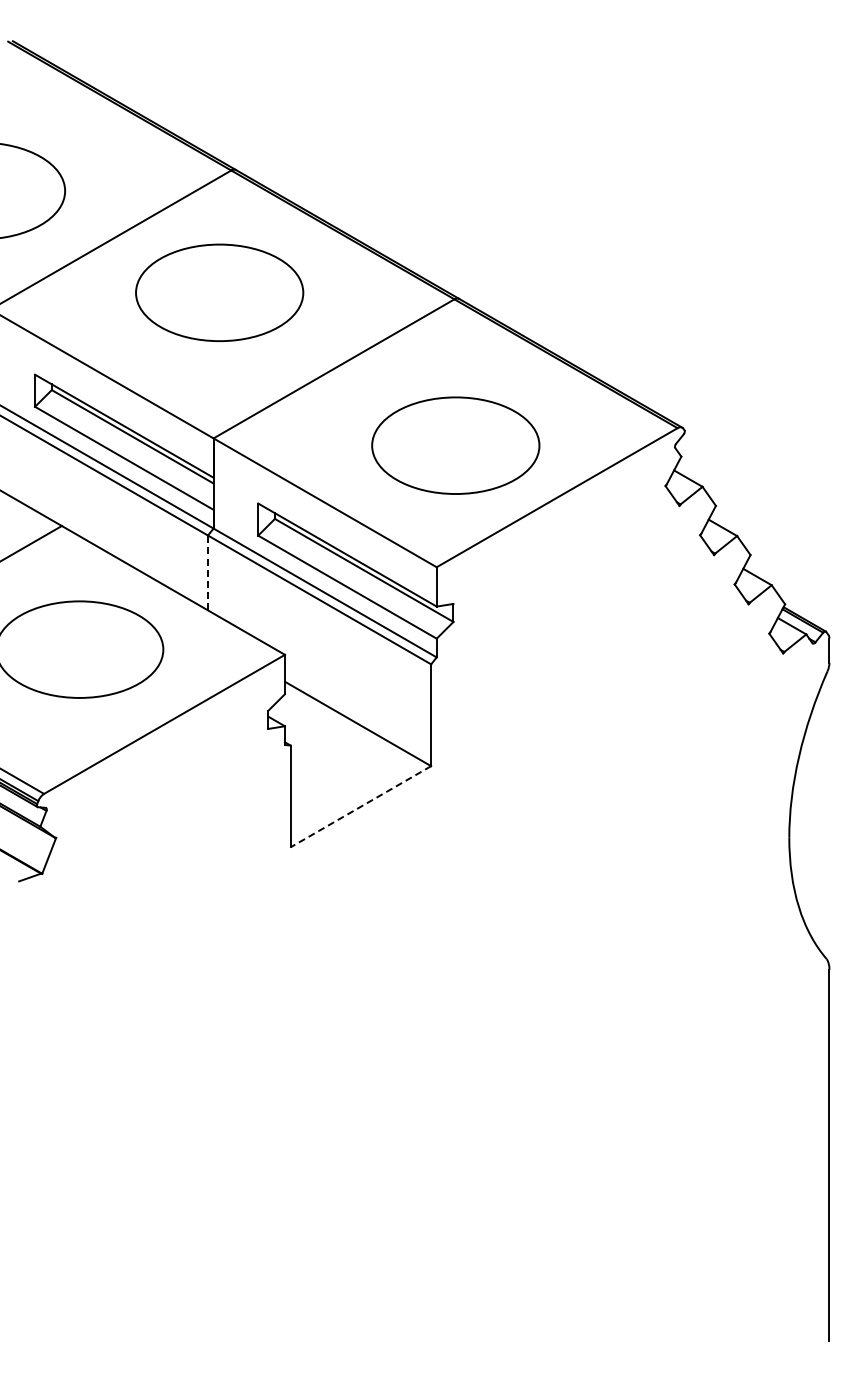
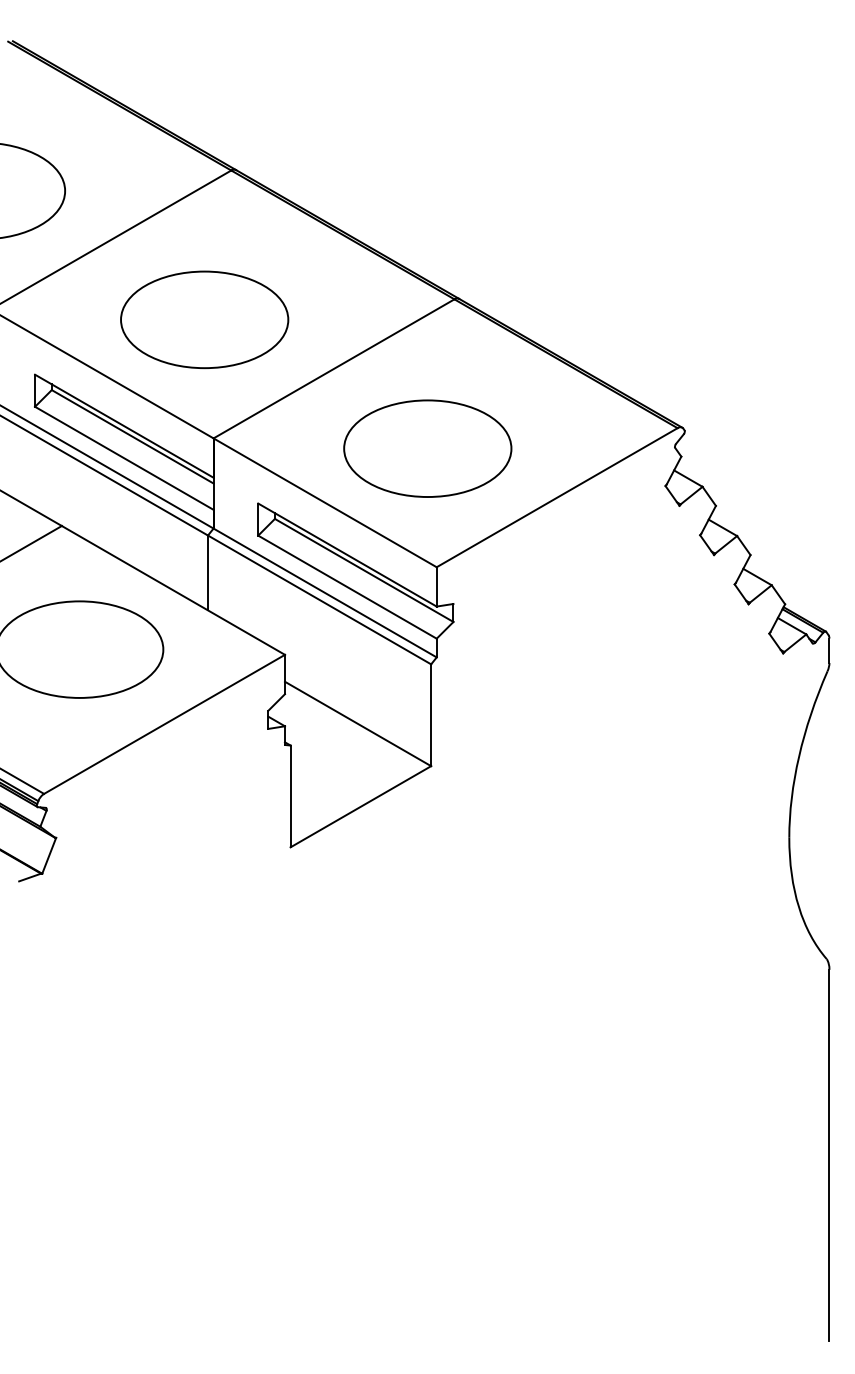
part position: (219, 292) -> (204, 319) (204, 319)
part position: (455, 445) -> (427, 448) (427, 448)
line: dashed -> solid (208, 572)
line: dashed -> solid (360, 807)
